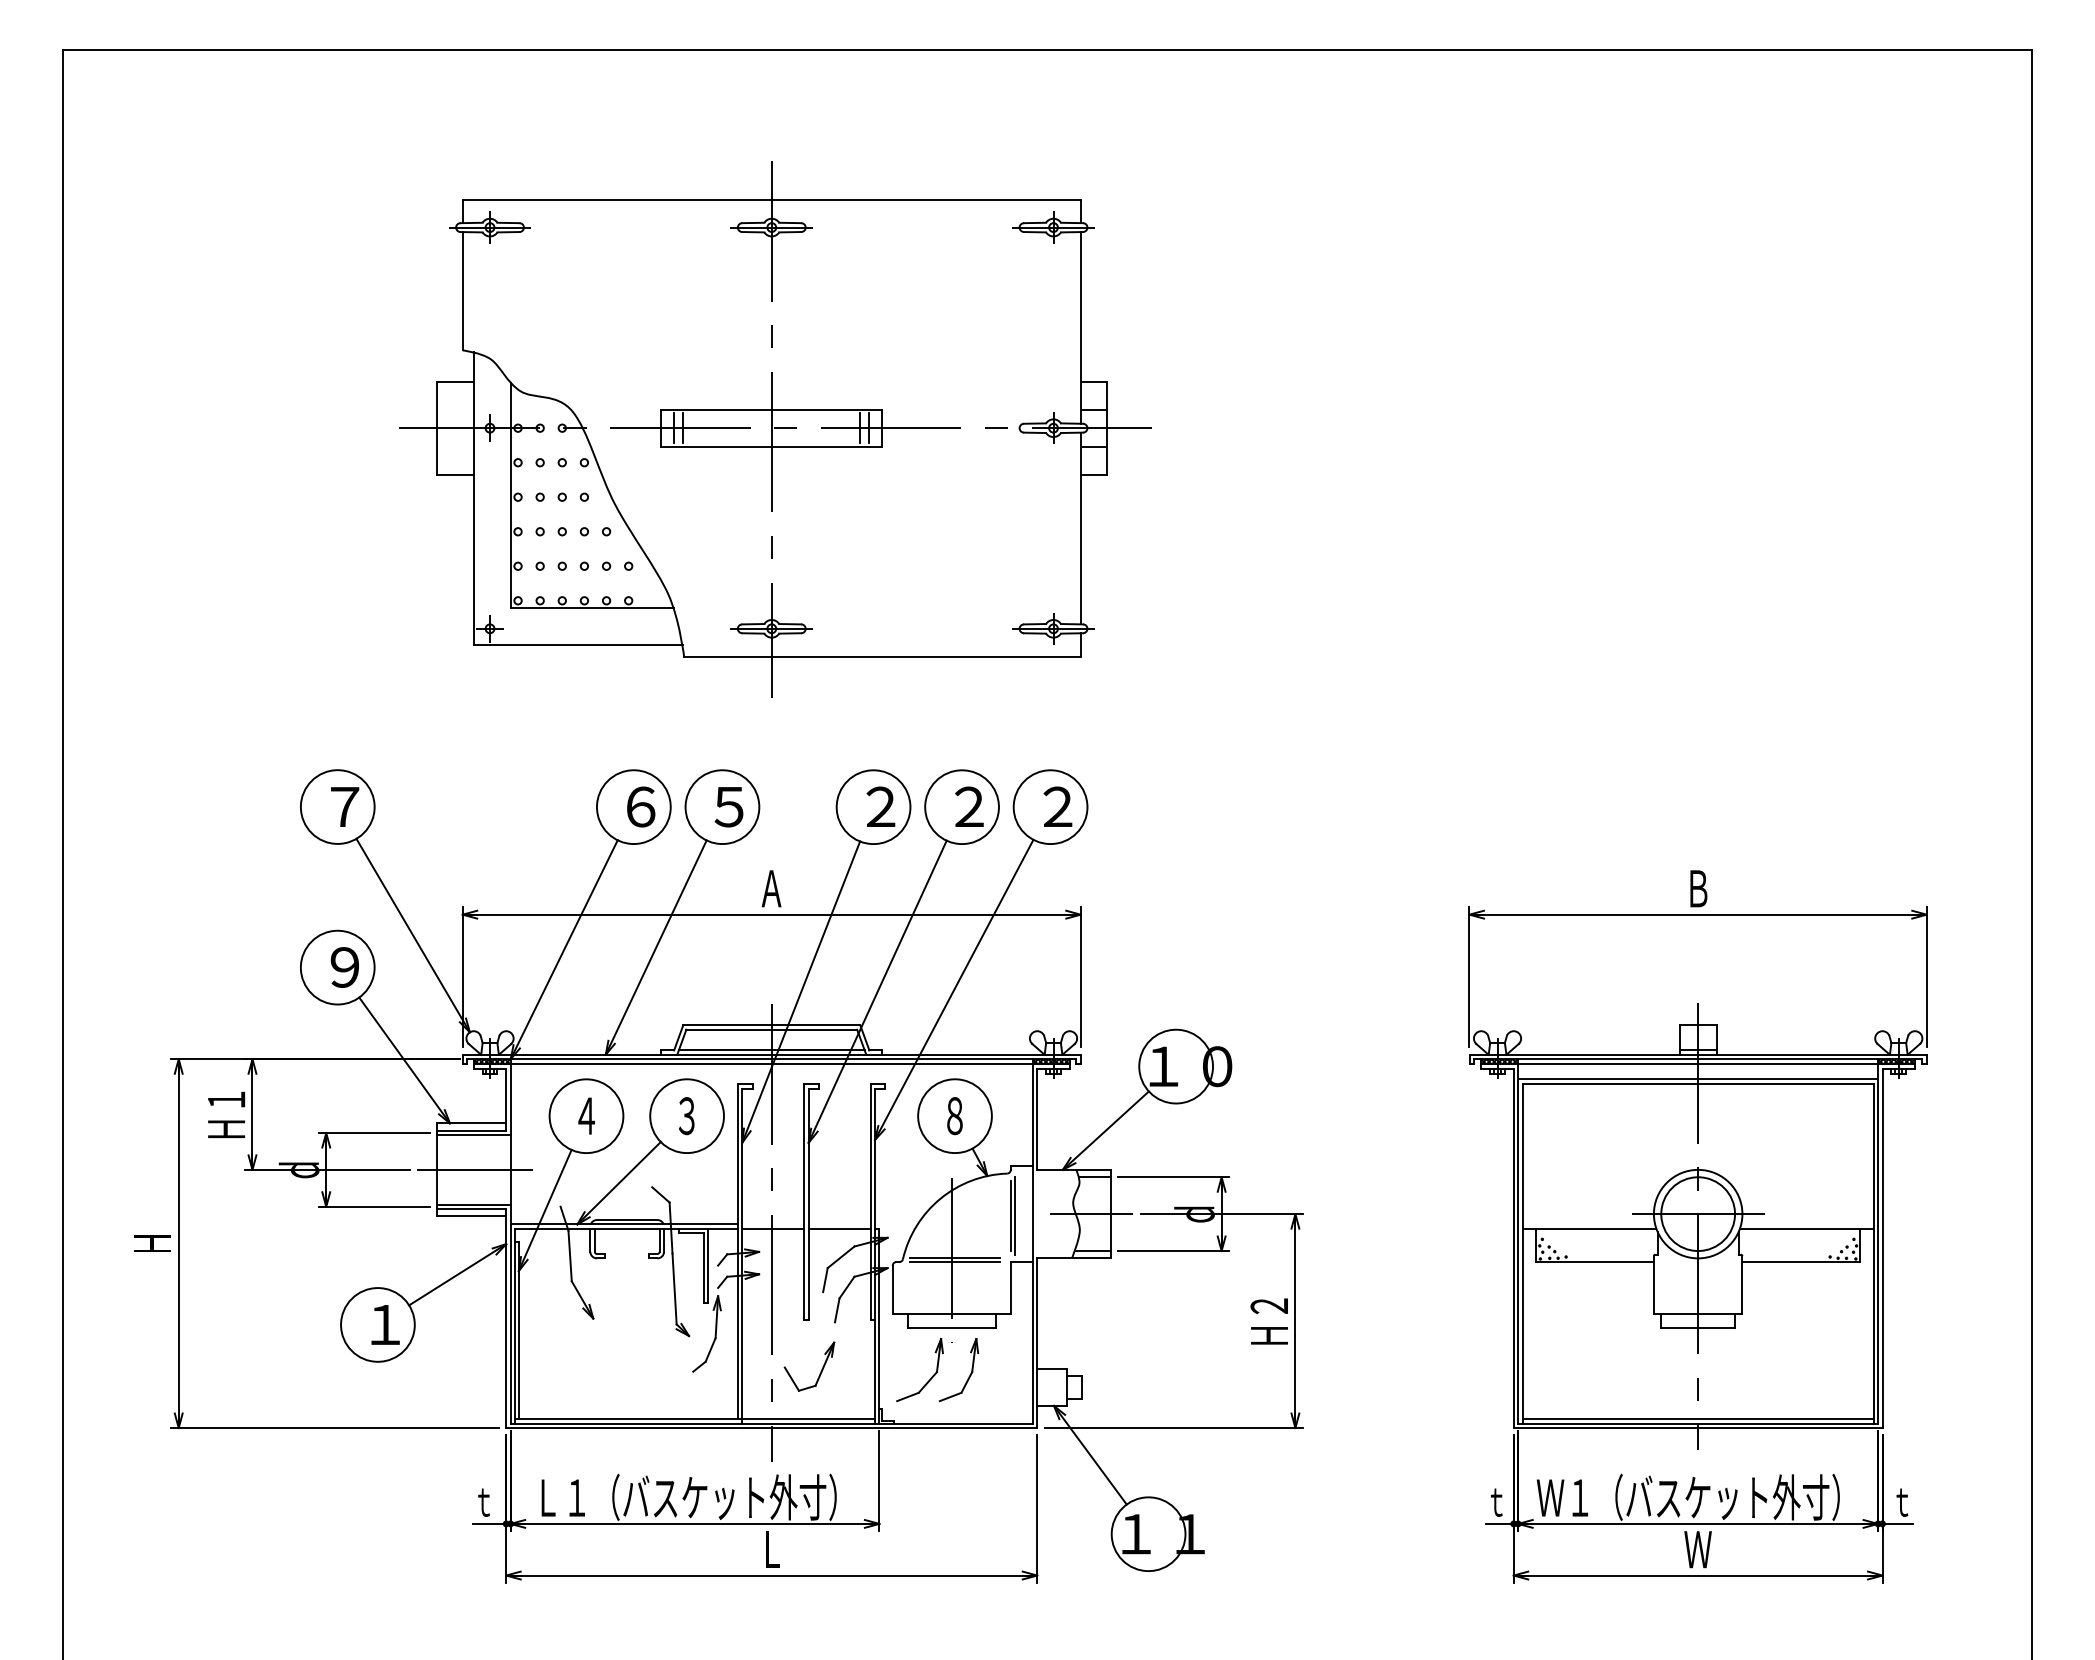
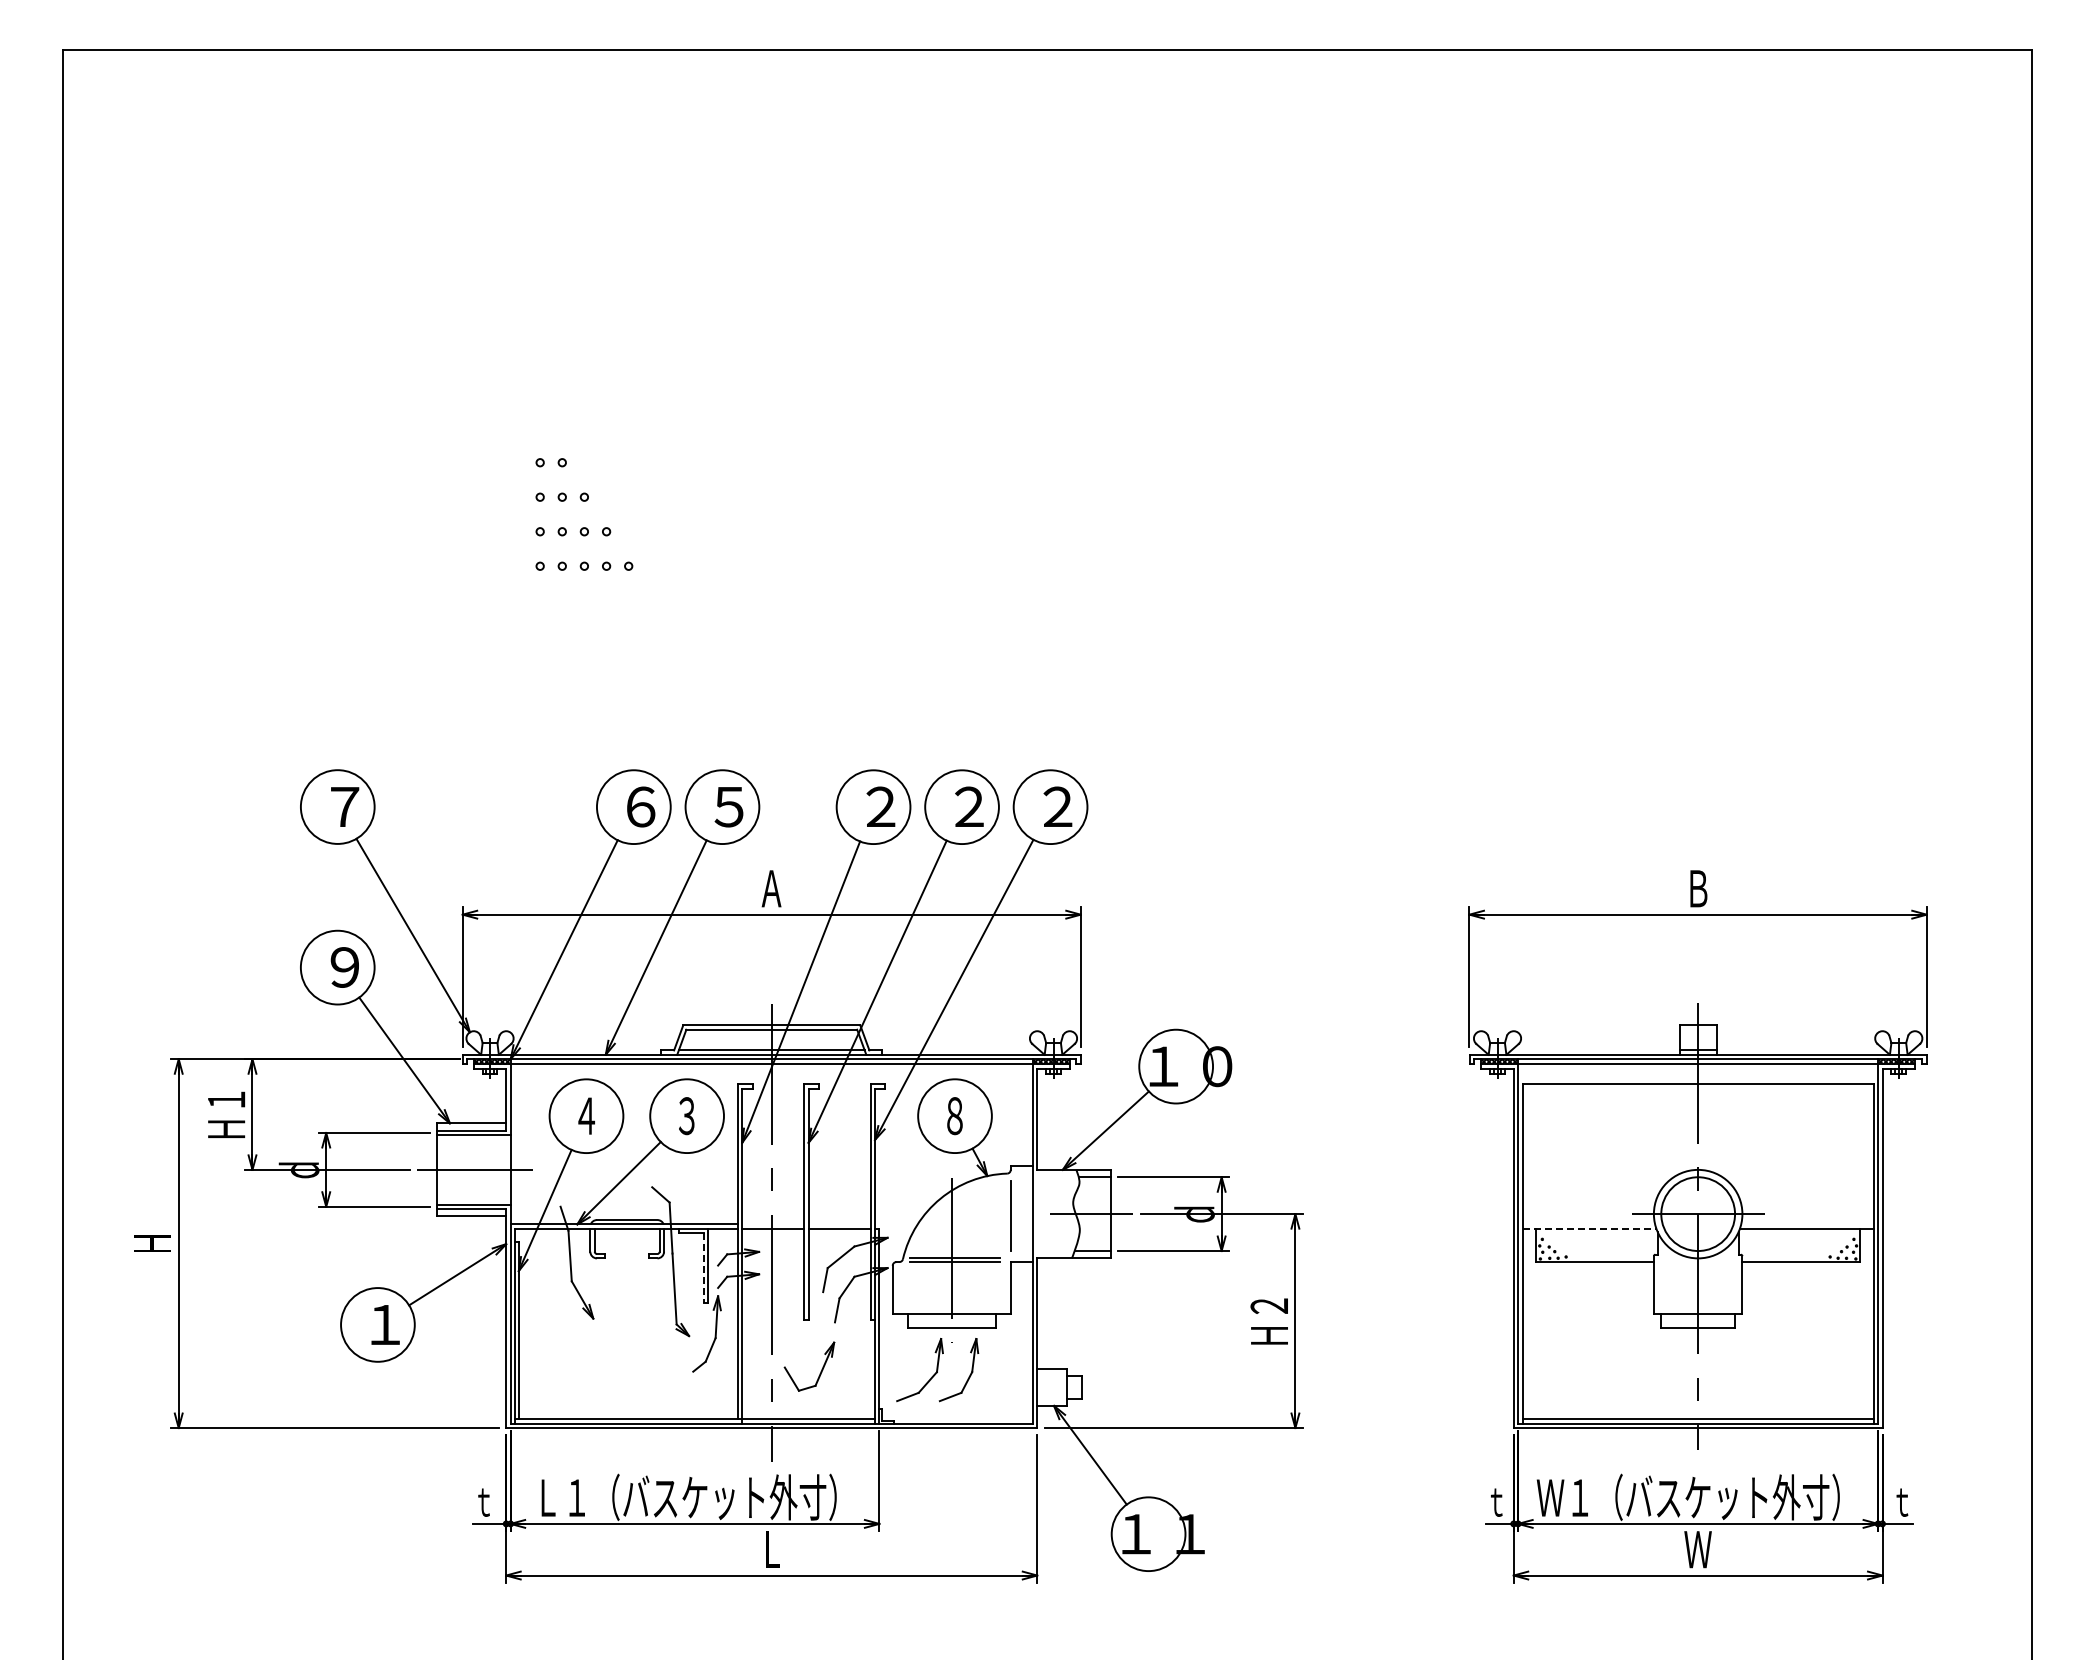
part: present -> none (775, 429)
line: present -> none (1698, 1079)
line: present -> none (1015, 1215)
line: solid -> dashed (1589, 1228)
line: solid -> dashed (703, 1267)
